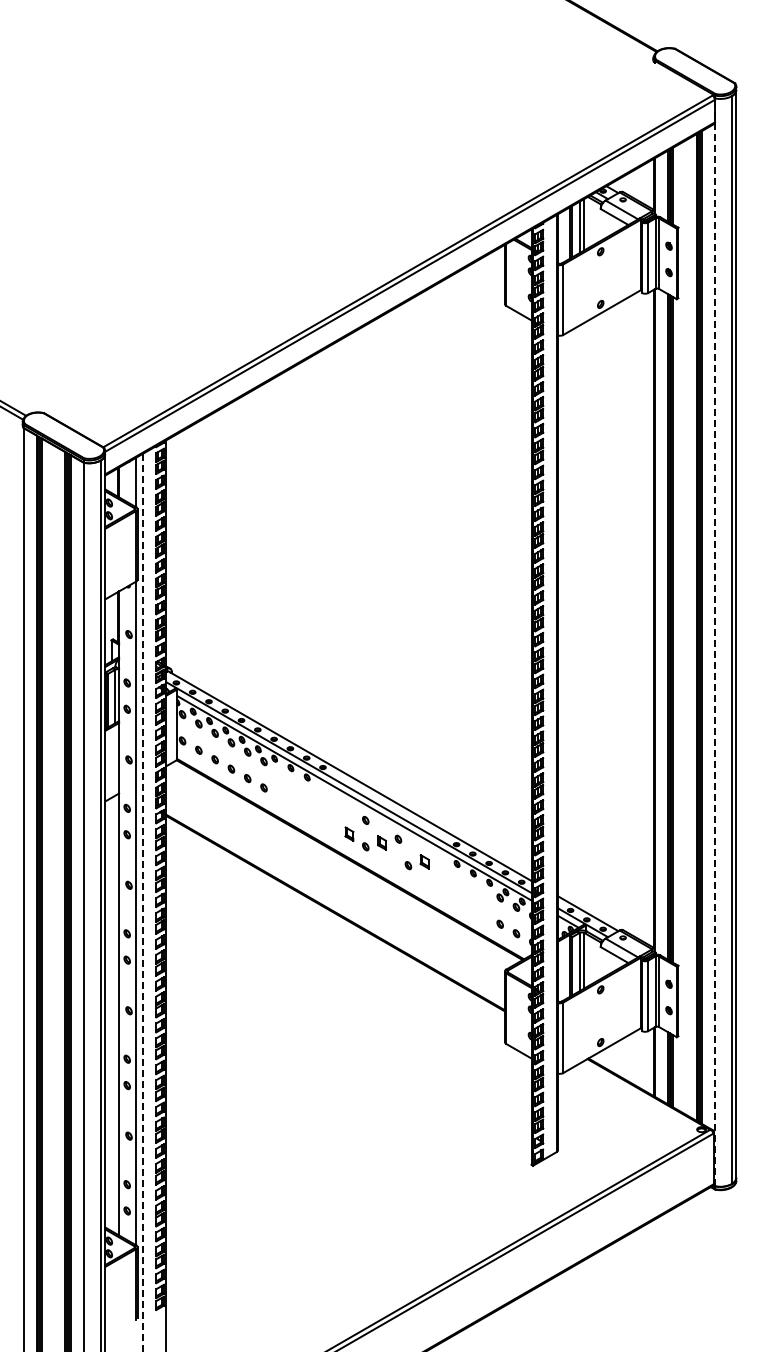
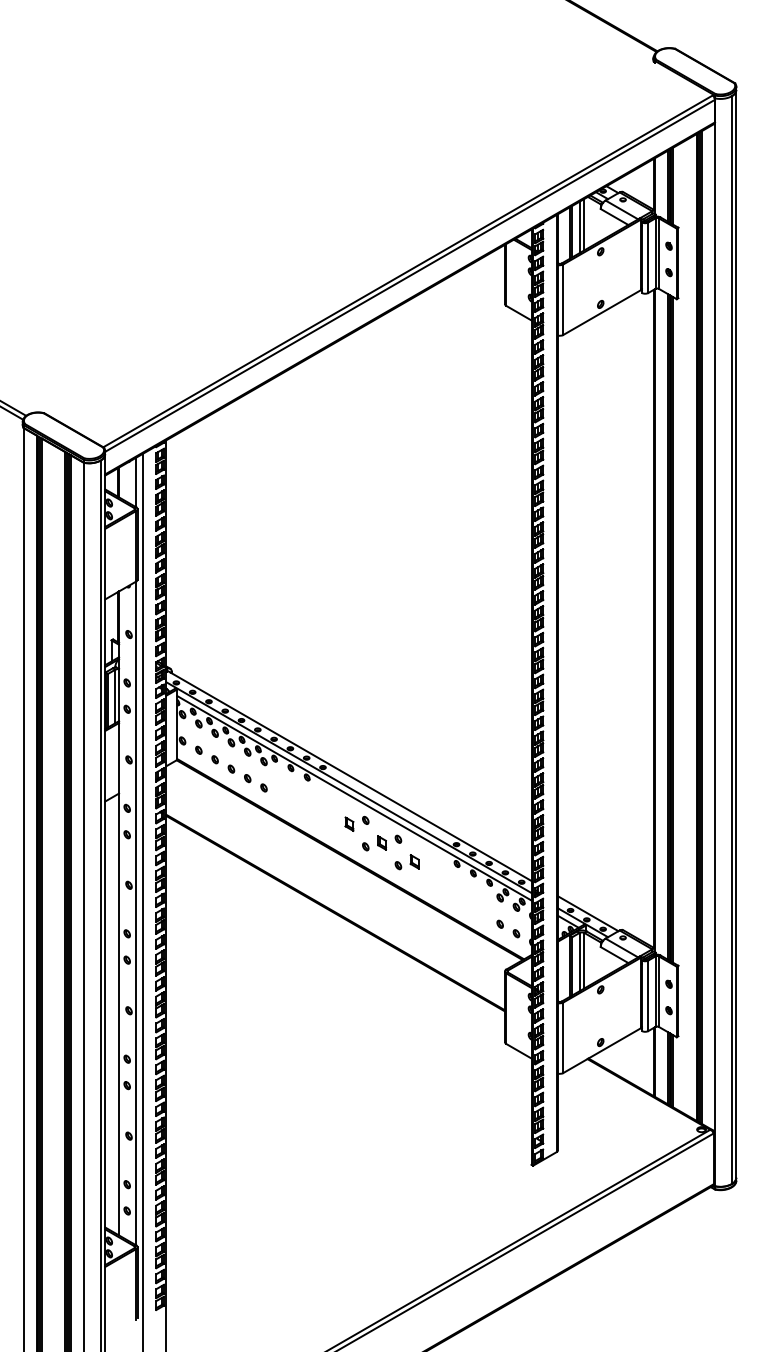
line: dashed -> solid (715, 642)
part position: (349, 833) -> (349, 823) (349, 823)
part position: (416, 862) -> (406, 862) (406, 862)
line: dashed -> solid (142, 902)
